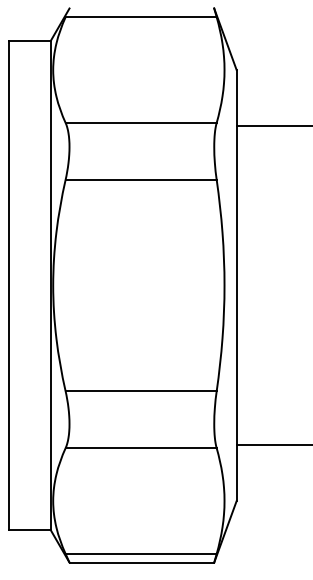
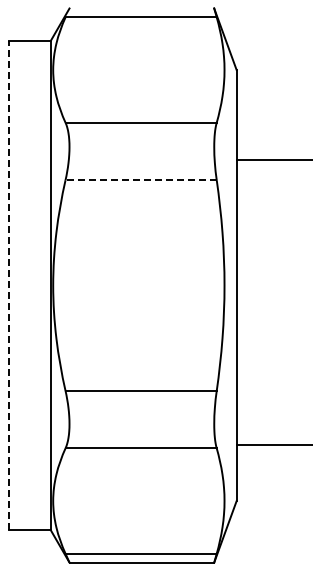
line position: (272, 126) -> (272, 160) (272, 160)
line: solid -> dashed (141, 180)
line: solid -> dashed (9, 285)
